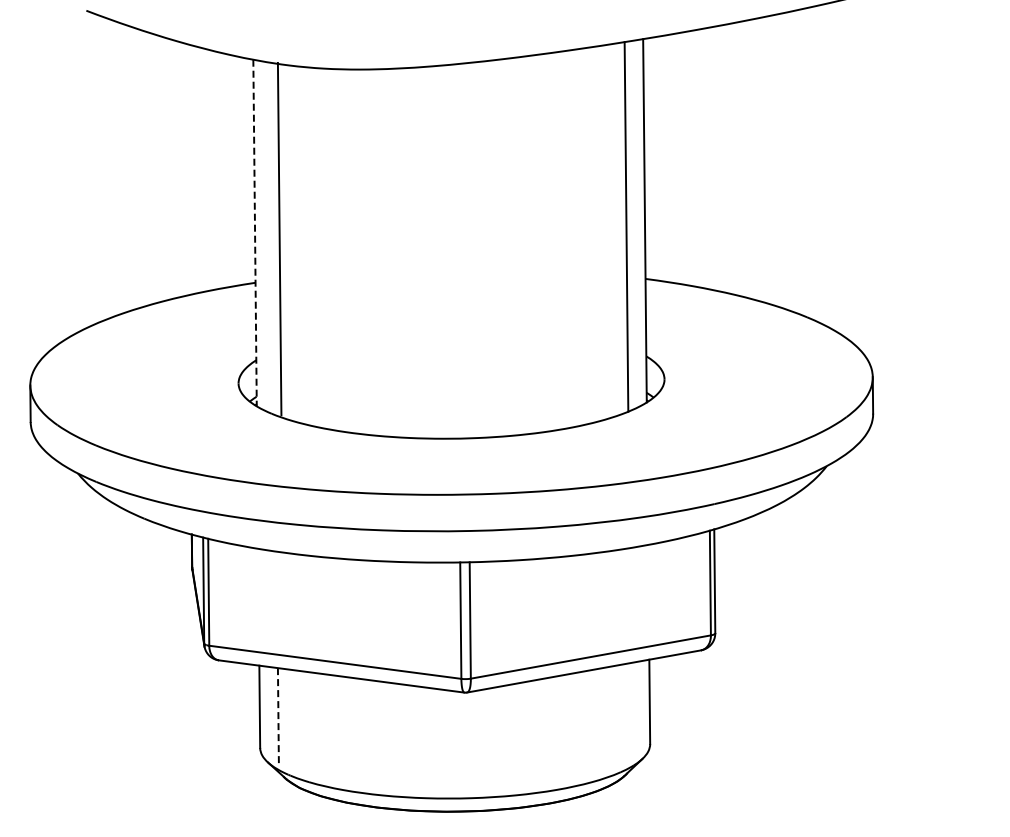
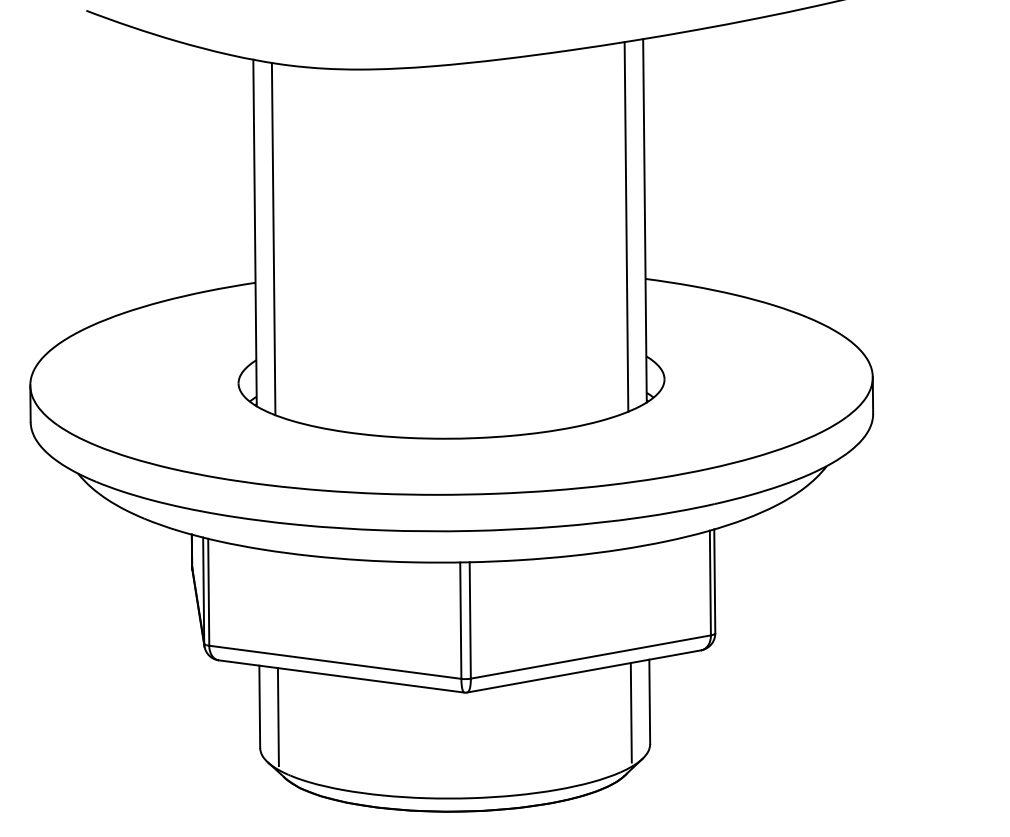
line: dashed -> solid (255, 233)
line position: (279, 238) -> (273, 238) (273, 238)
line: none -> present (630, 712)
line: dashed -> solid (278, 717)
